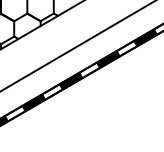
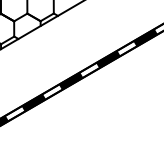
line: present -> none (77, 46)
